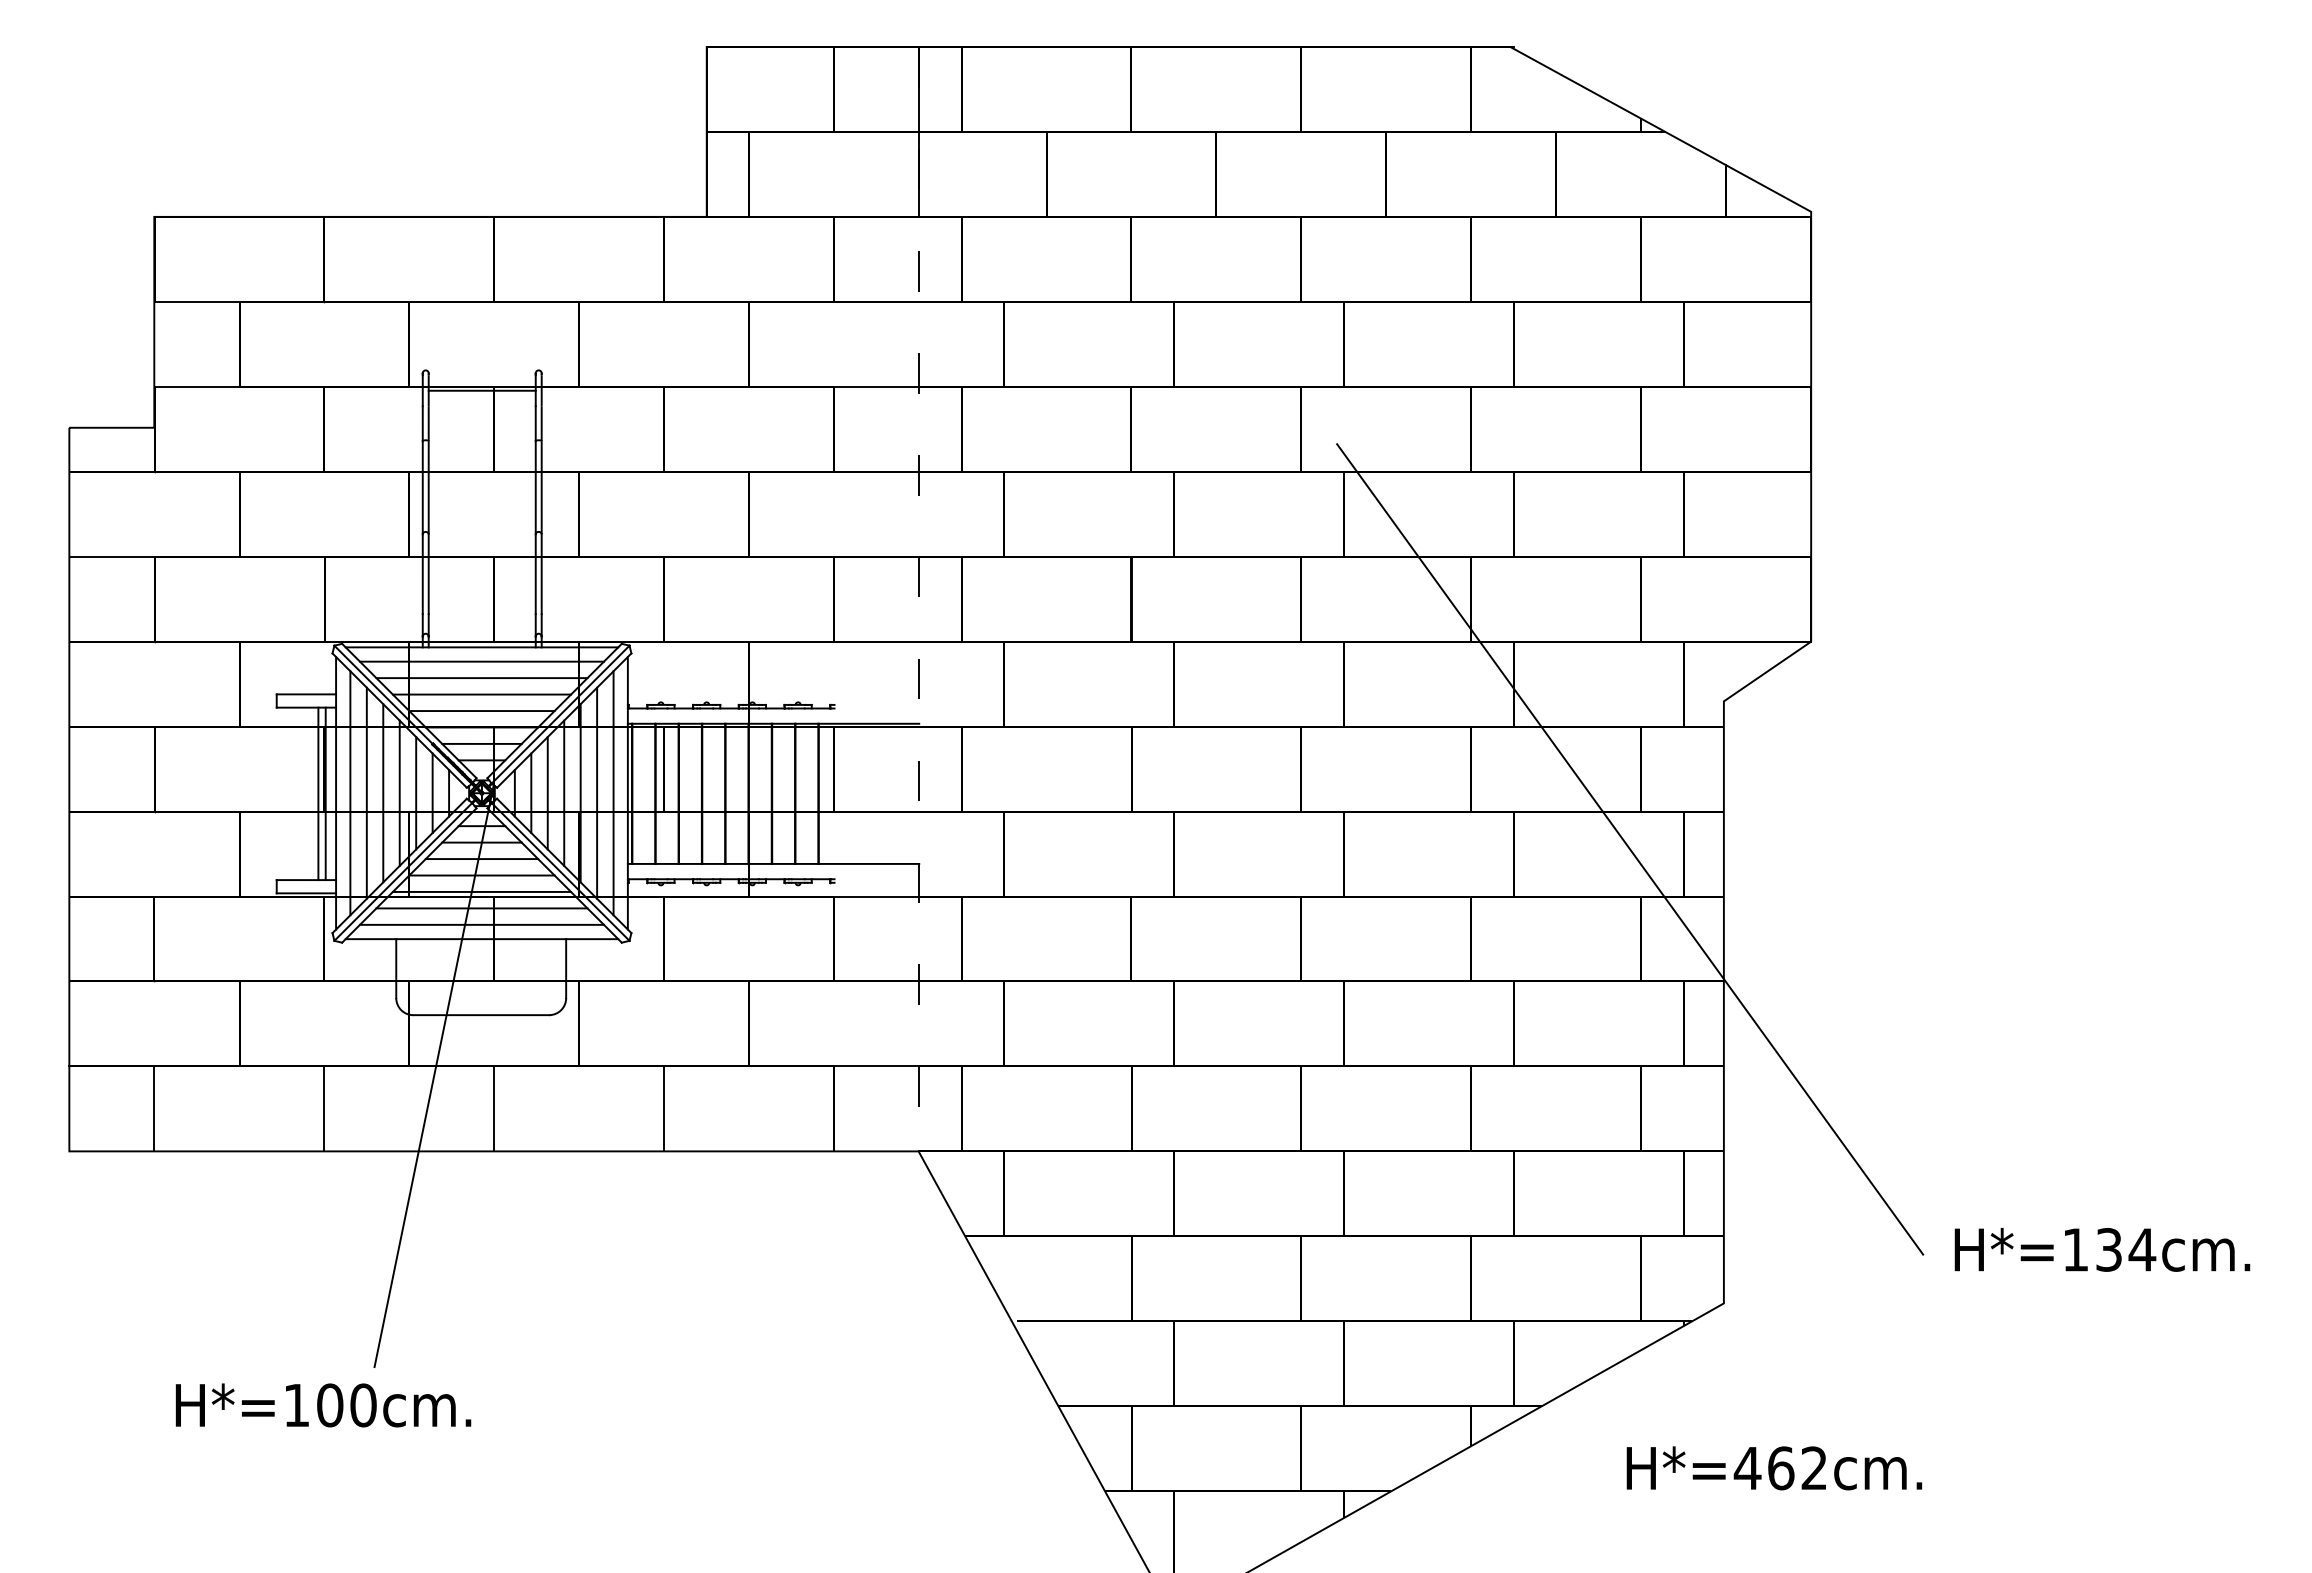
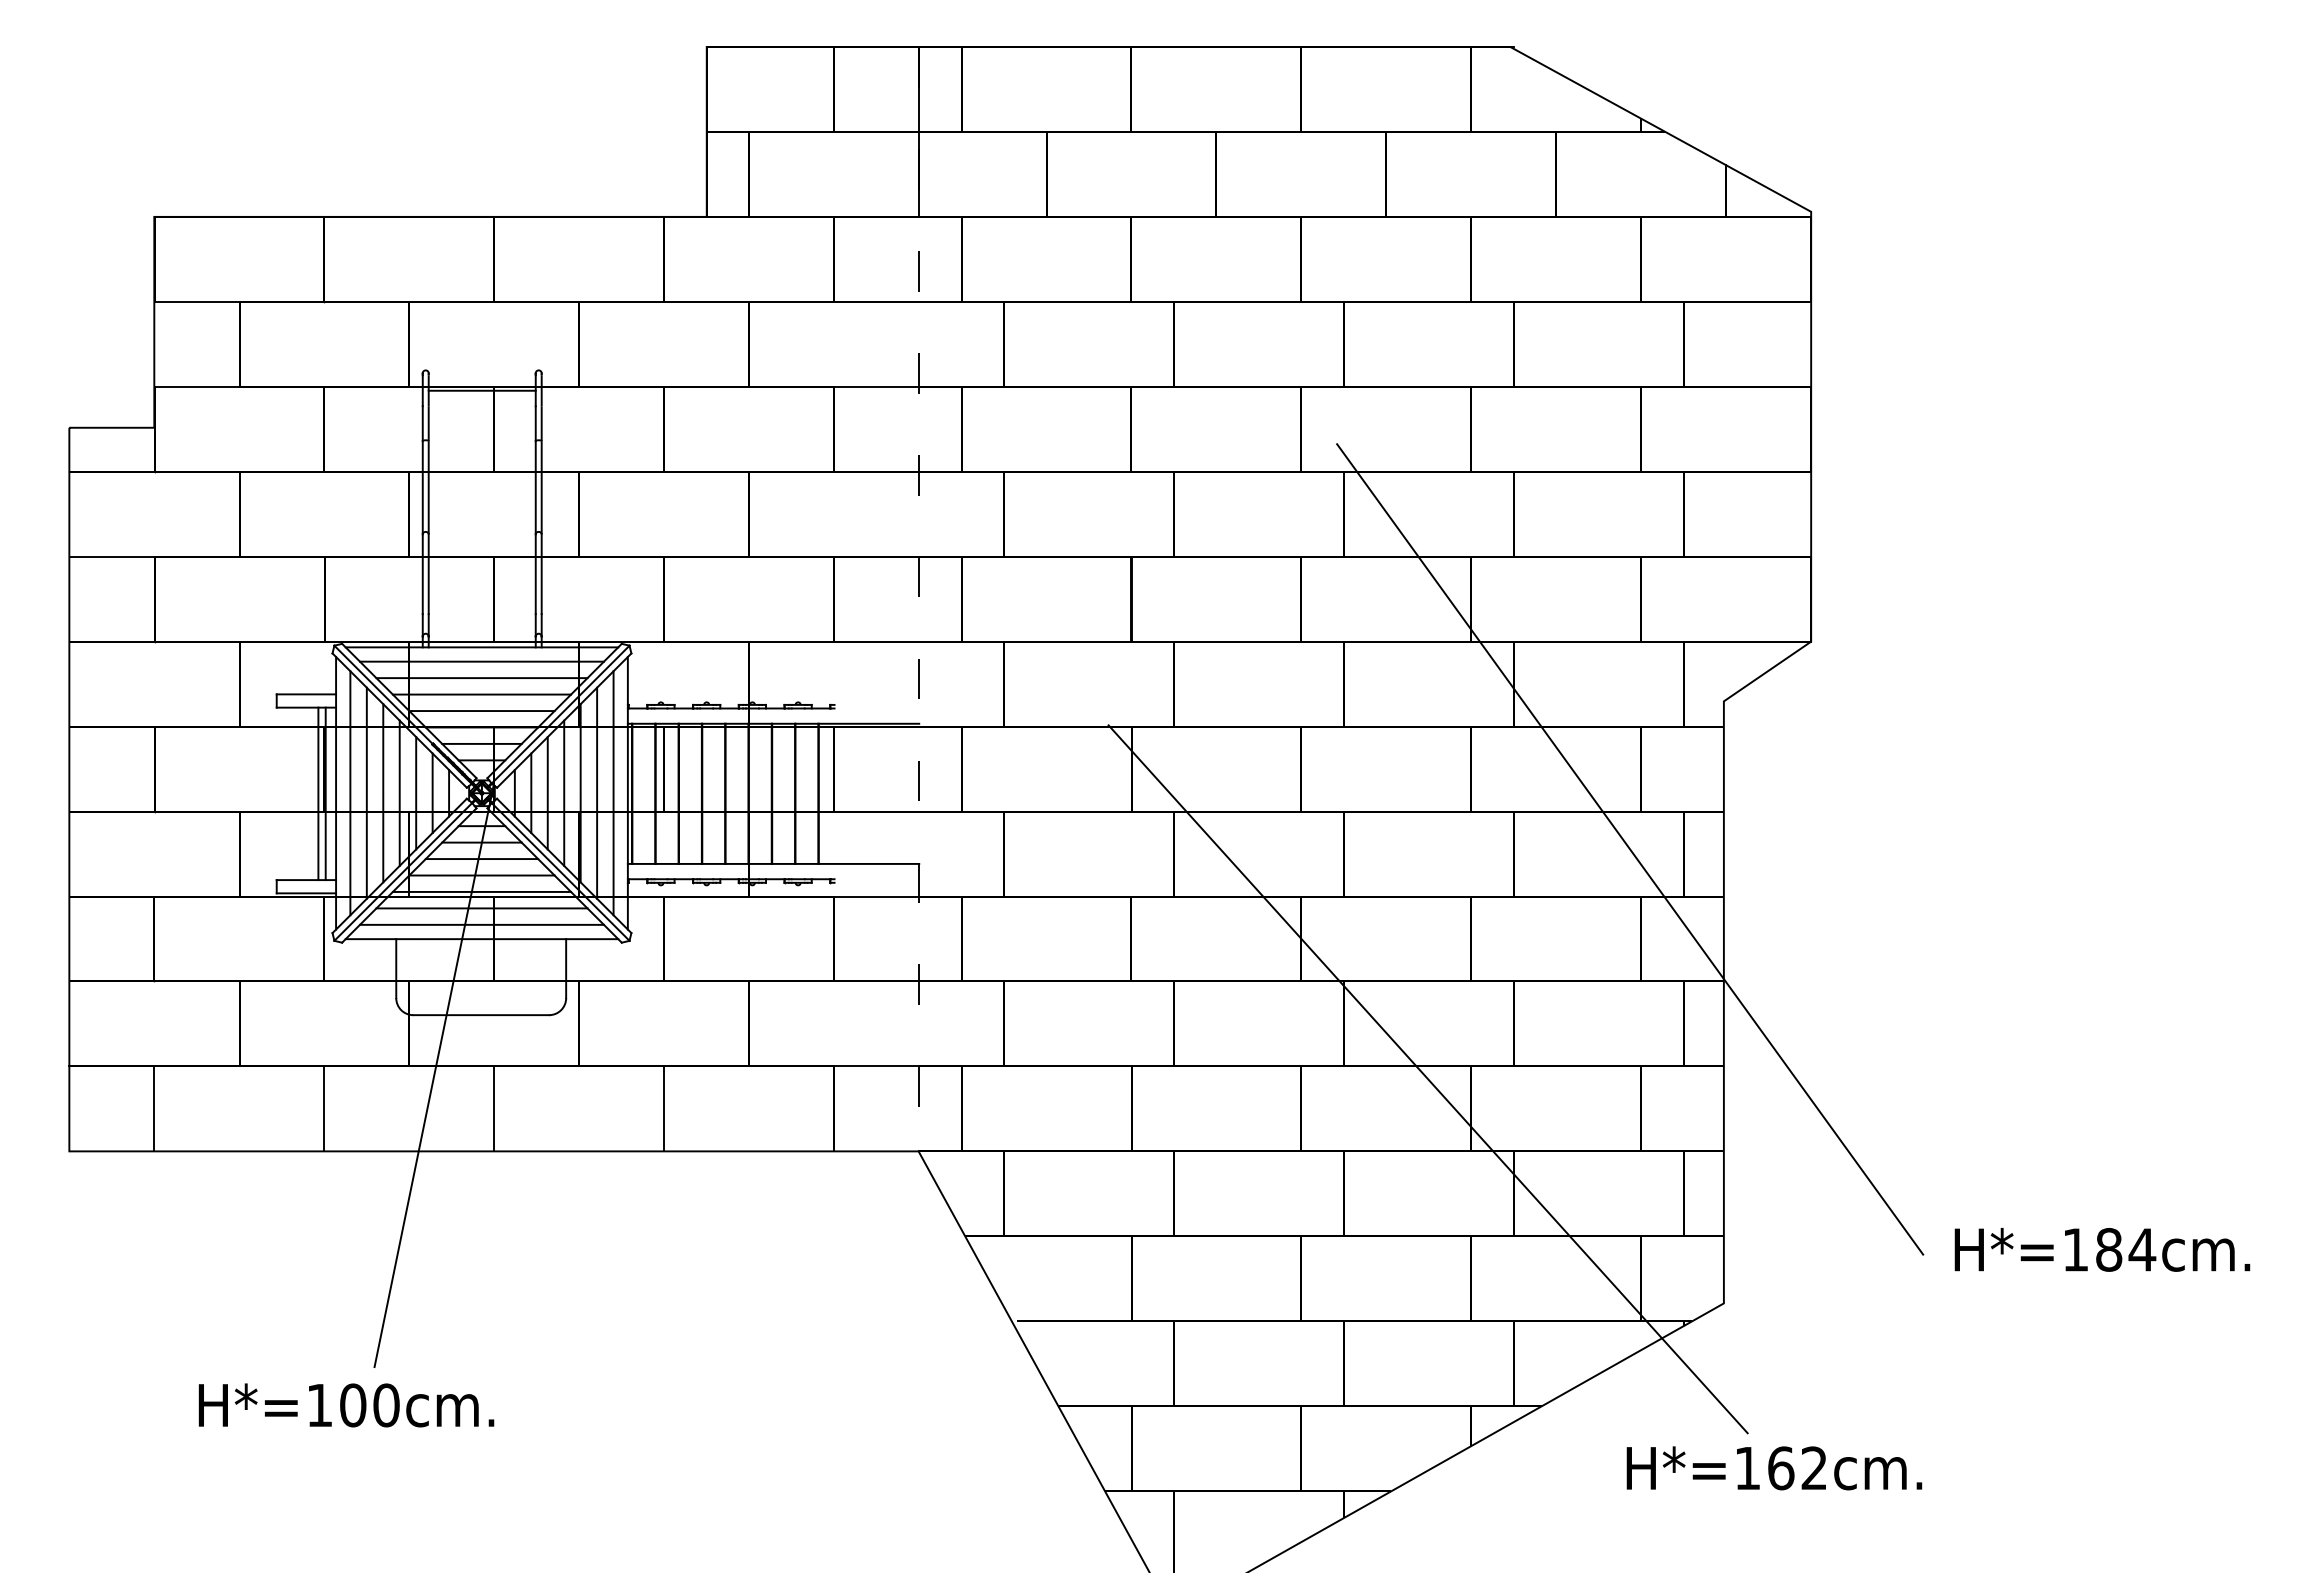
line: none -> present (1427, 1079)
text: H*=134cm. -> H*=184cm. (2109, 1249)
text position: (323, 1405) -> (346, 1405) (346, 1405)
text: H*=462cm. -> H*=162cm. (1747, 1468)
